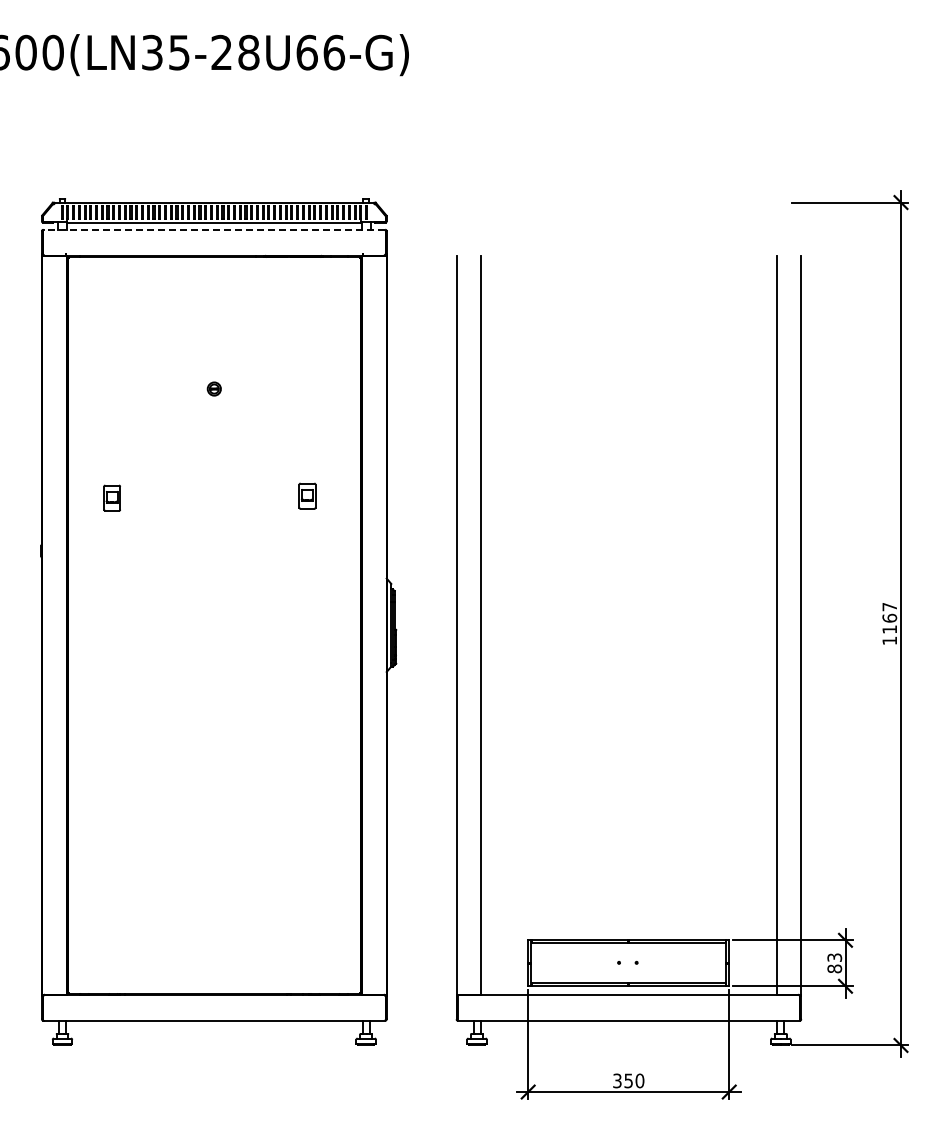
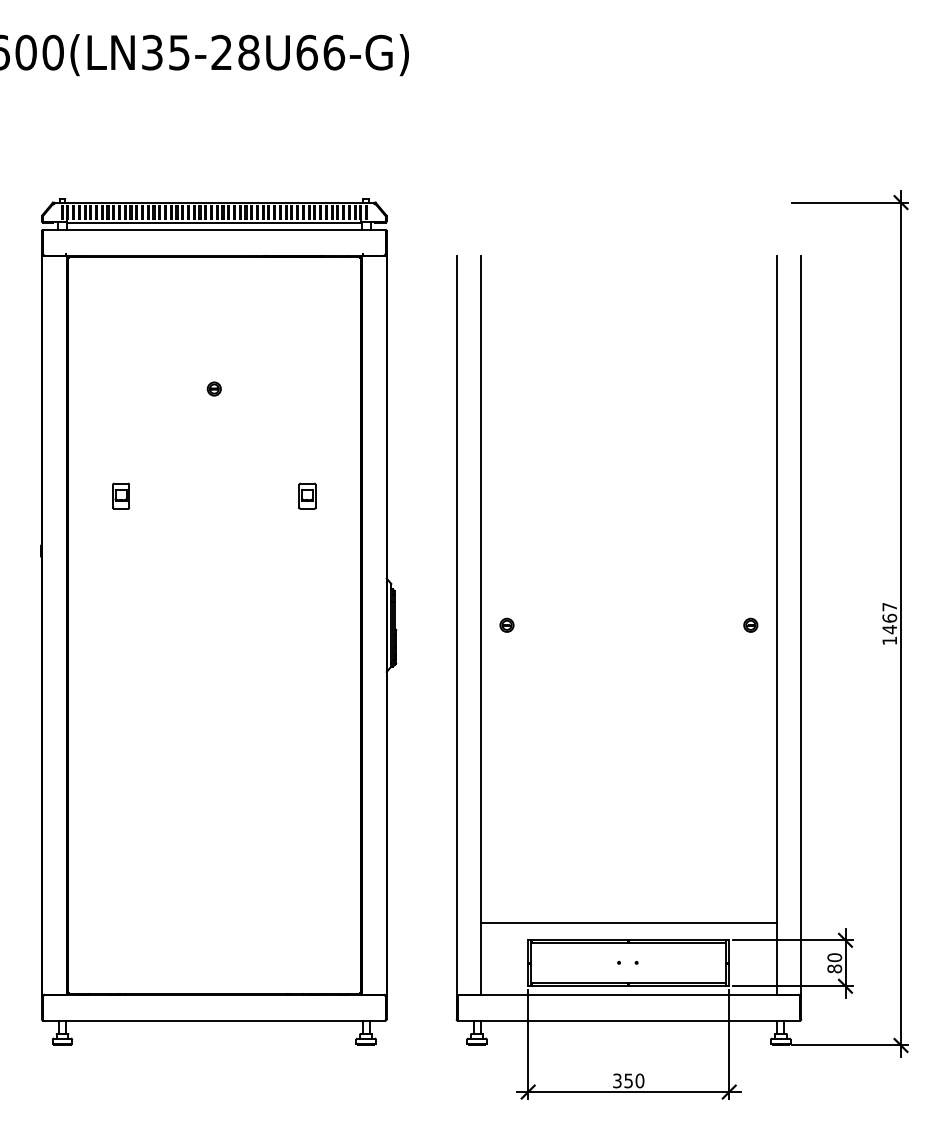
line: dashed -> solid (214, 229)
part position: (111, 497) -> (120, 495) (120, 495)
part: none -> present (506, 624)
part: none -> present (750, 624)
text: 1167 -> 1467 (889, 629)
line: none -> present (628, 923)
text: 83 -> 80 (834, 957)
